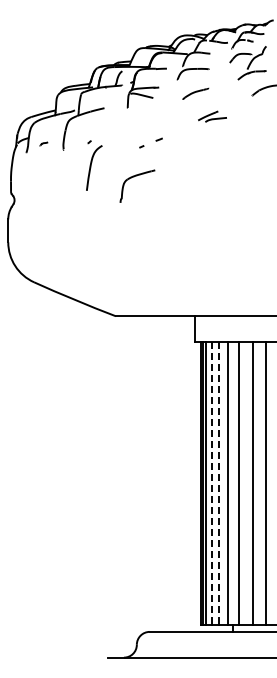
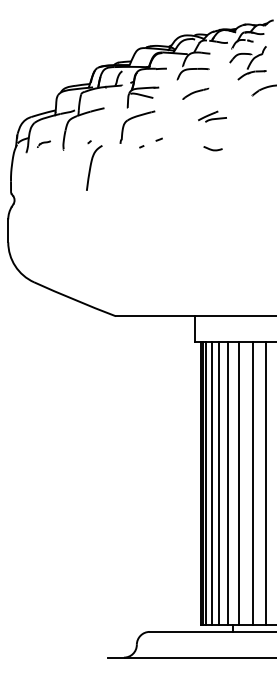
part size: 10x6 px -> 14x8 px (43, 143)
curve: none -> present (211, 148)
part position: (134, 177) -> (134, 118) (134, 118)
line: dashed -> solid (211, 483)
line: dashed -> solid (218, 483)
